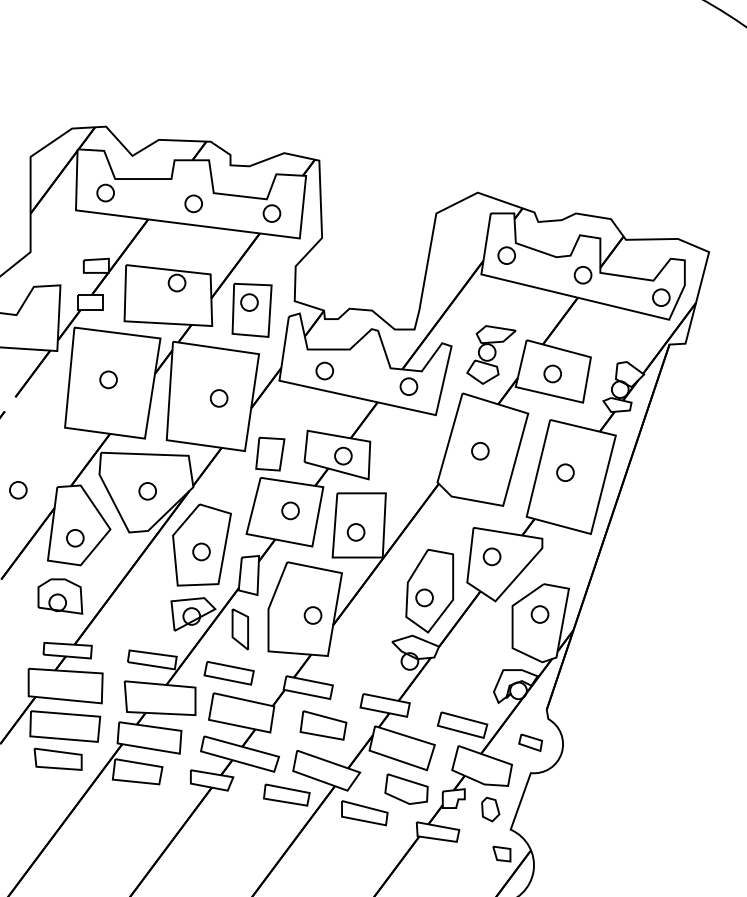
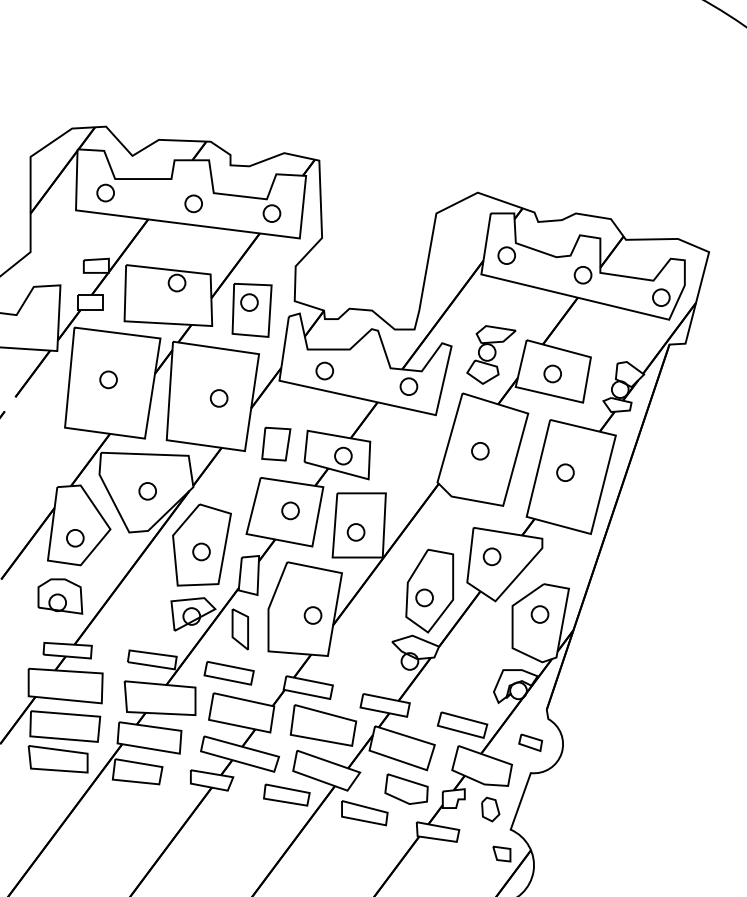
part position: (270, 453) -> (276, 443) (276, 443)
circle: present -> none (18, 490)
part size: 49x31 px -> 69x43 px (323, 725)
part size: 50x24 px -> 62x29 px (57, 759)
